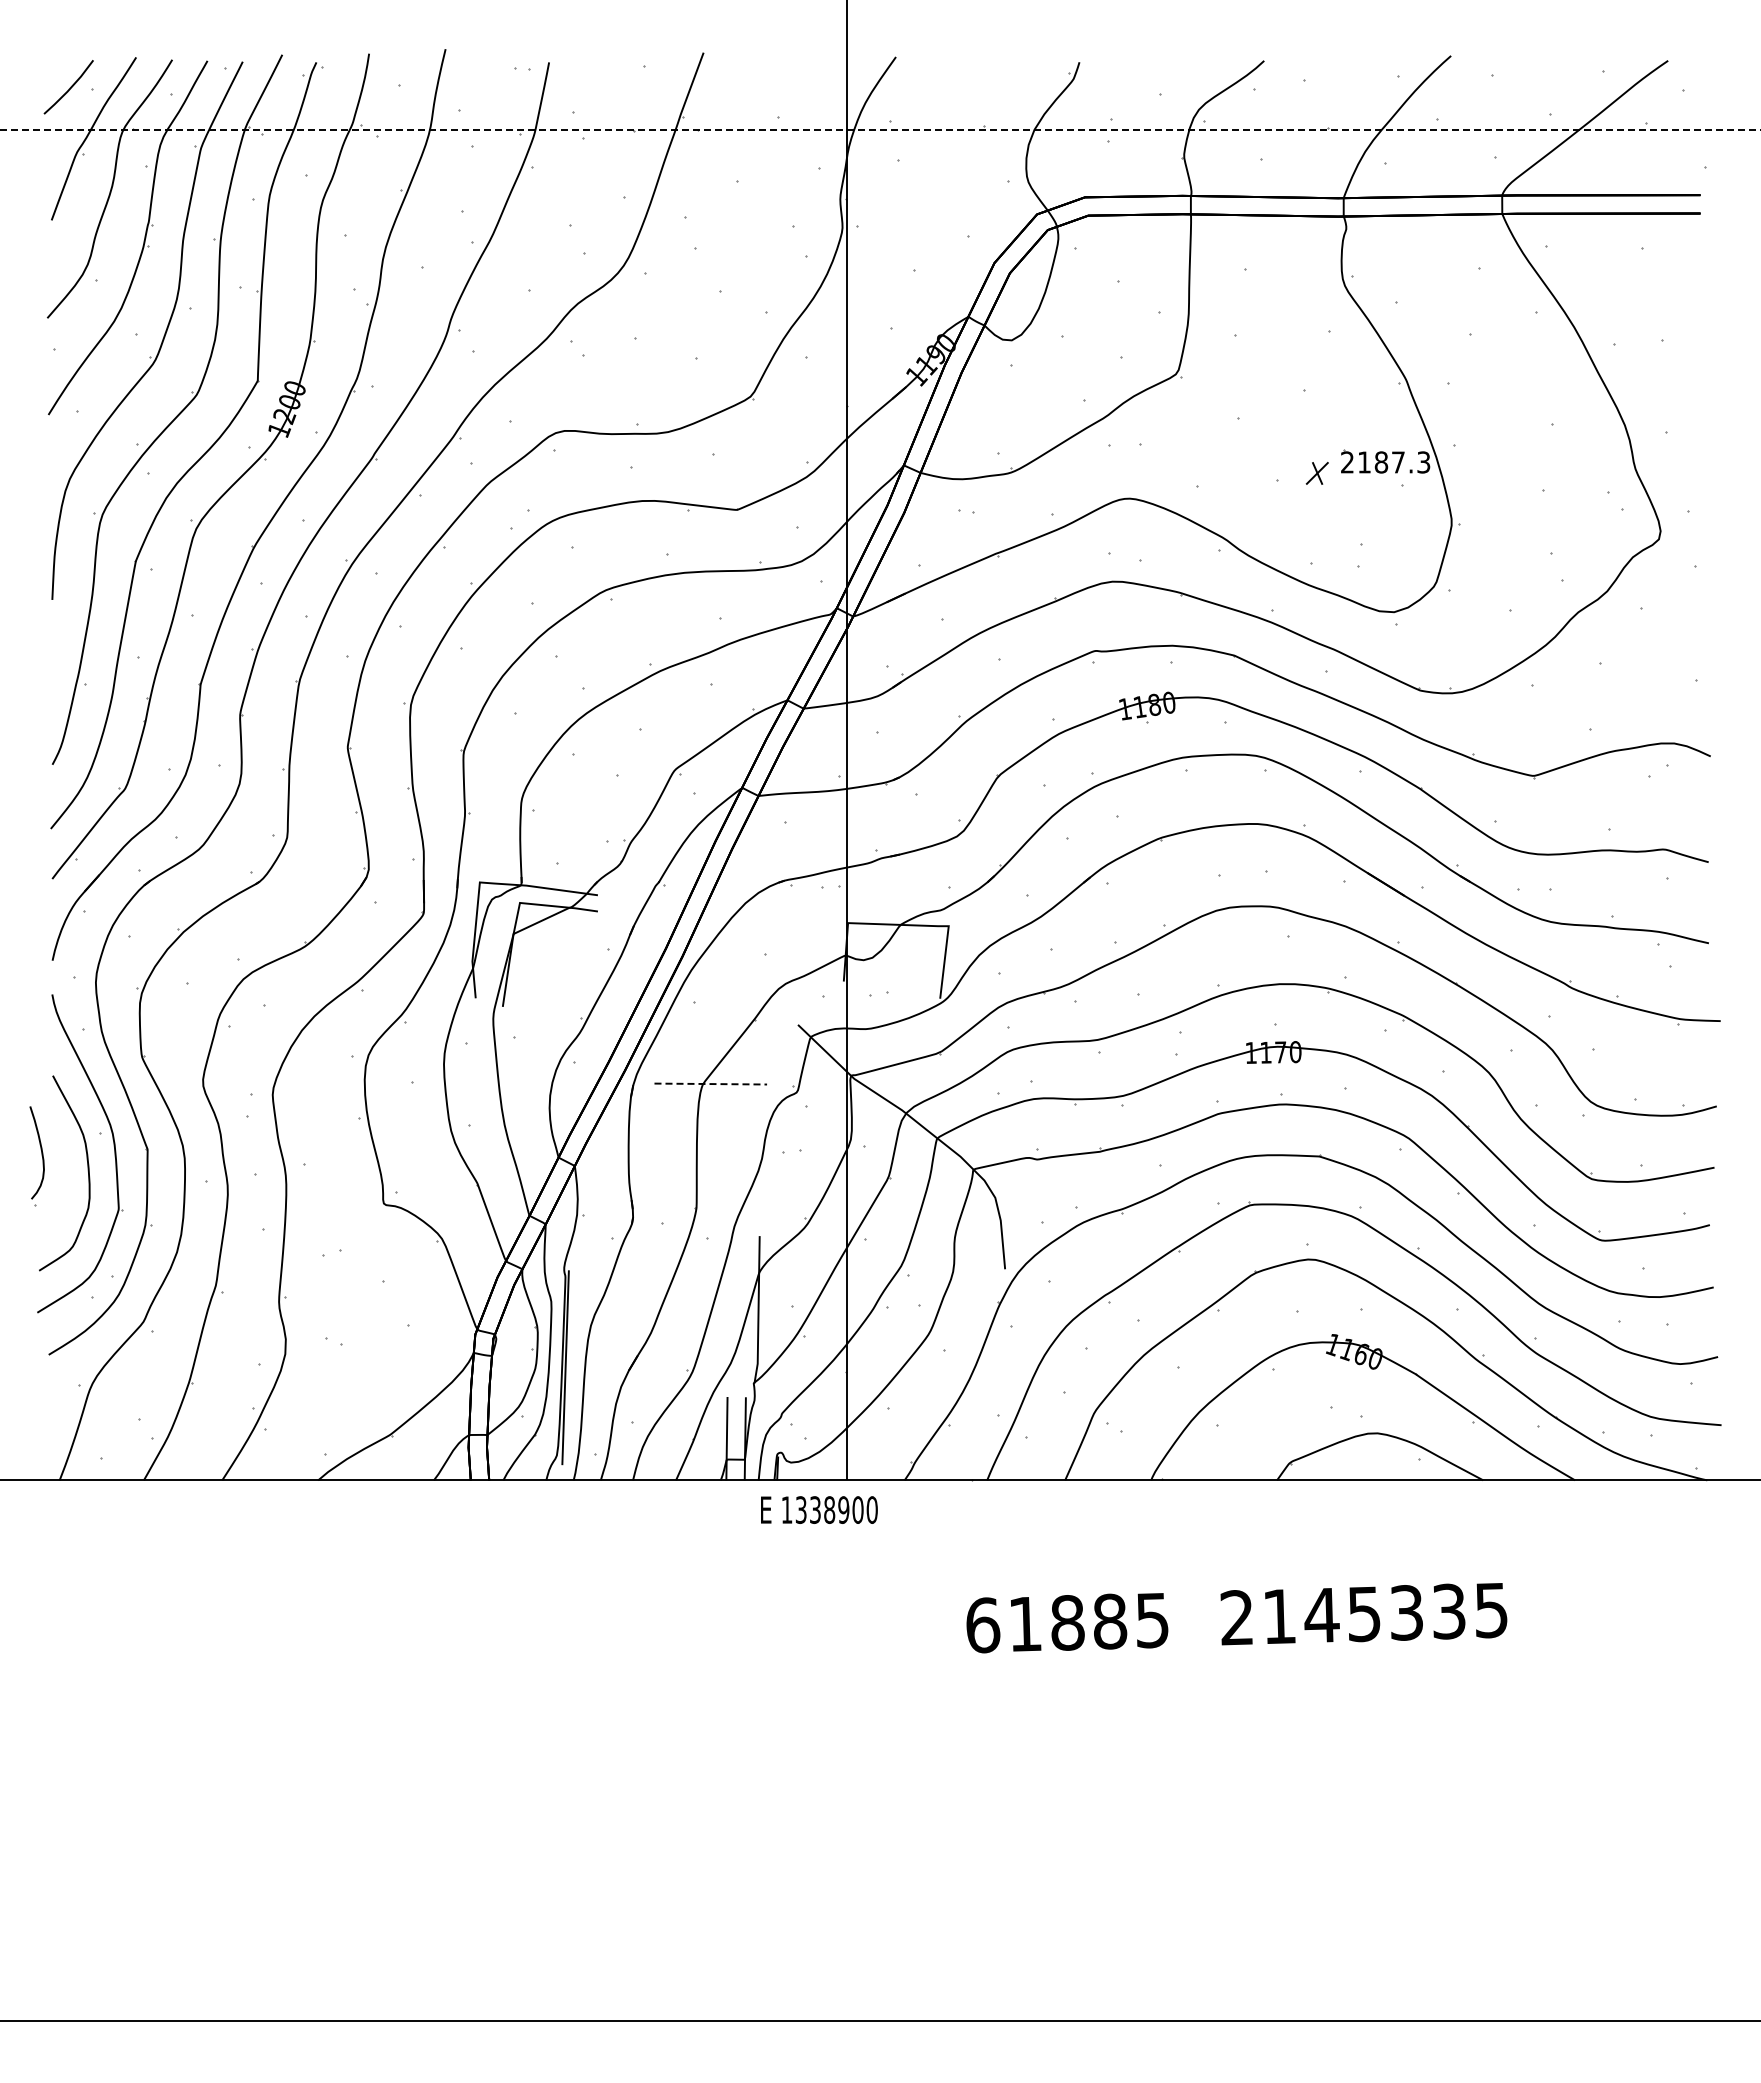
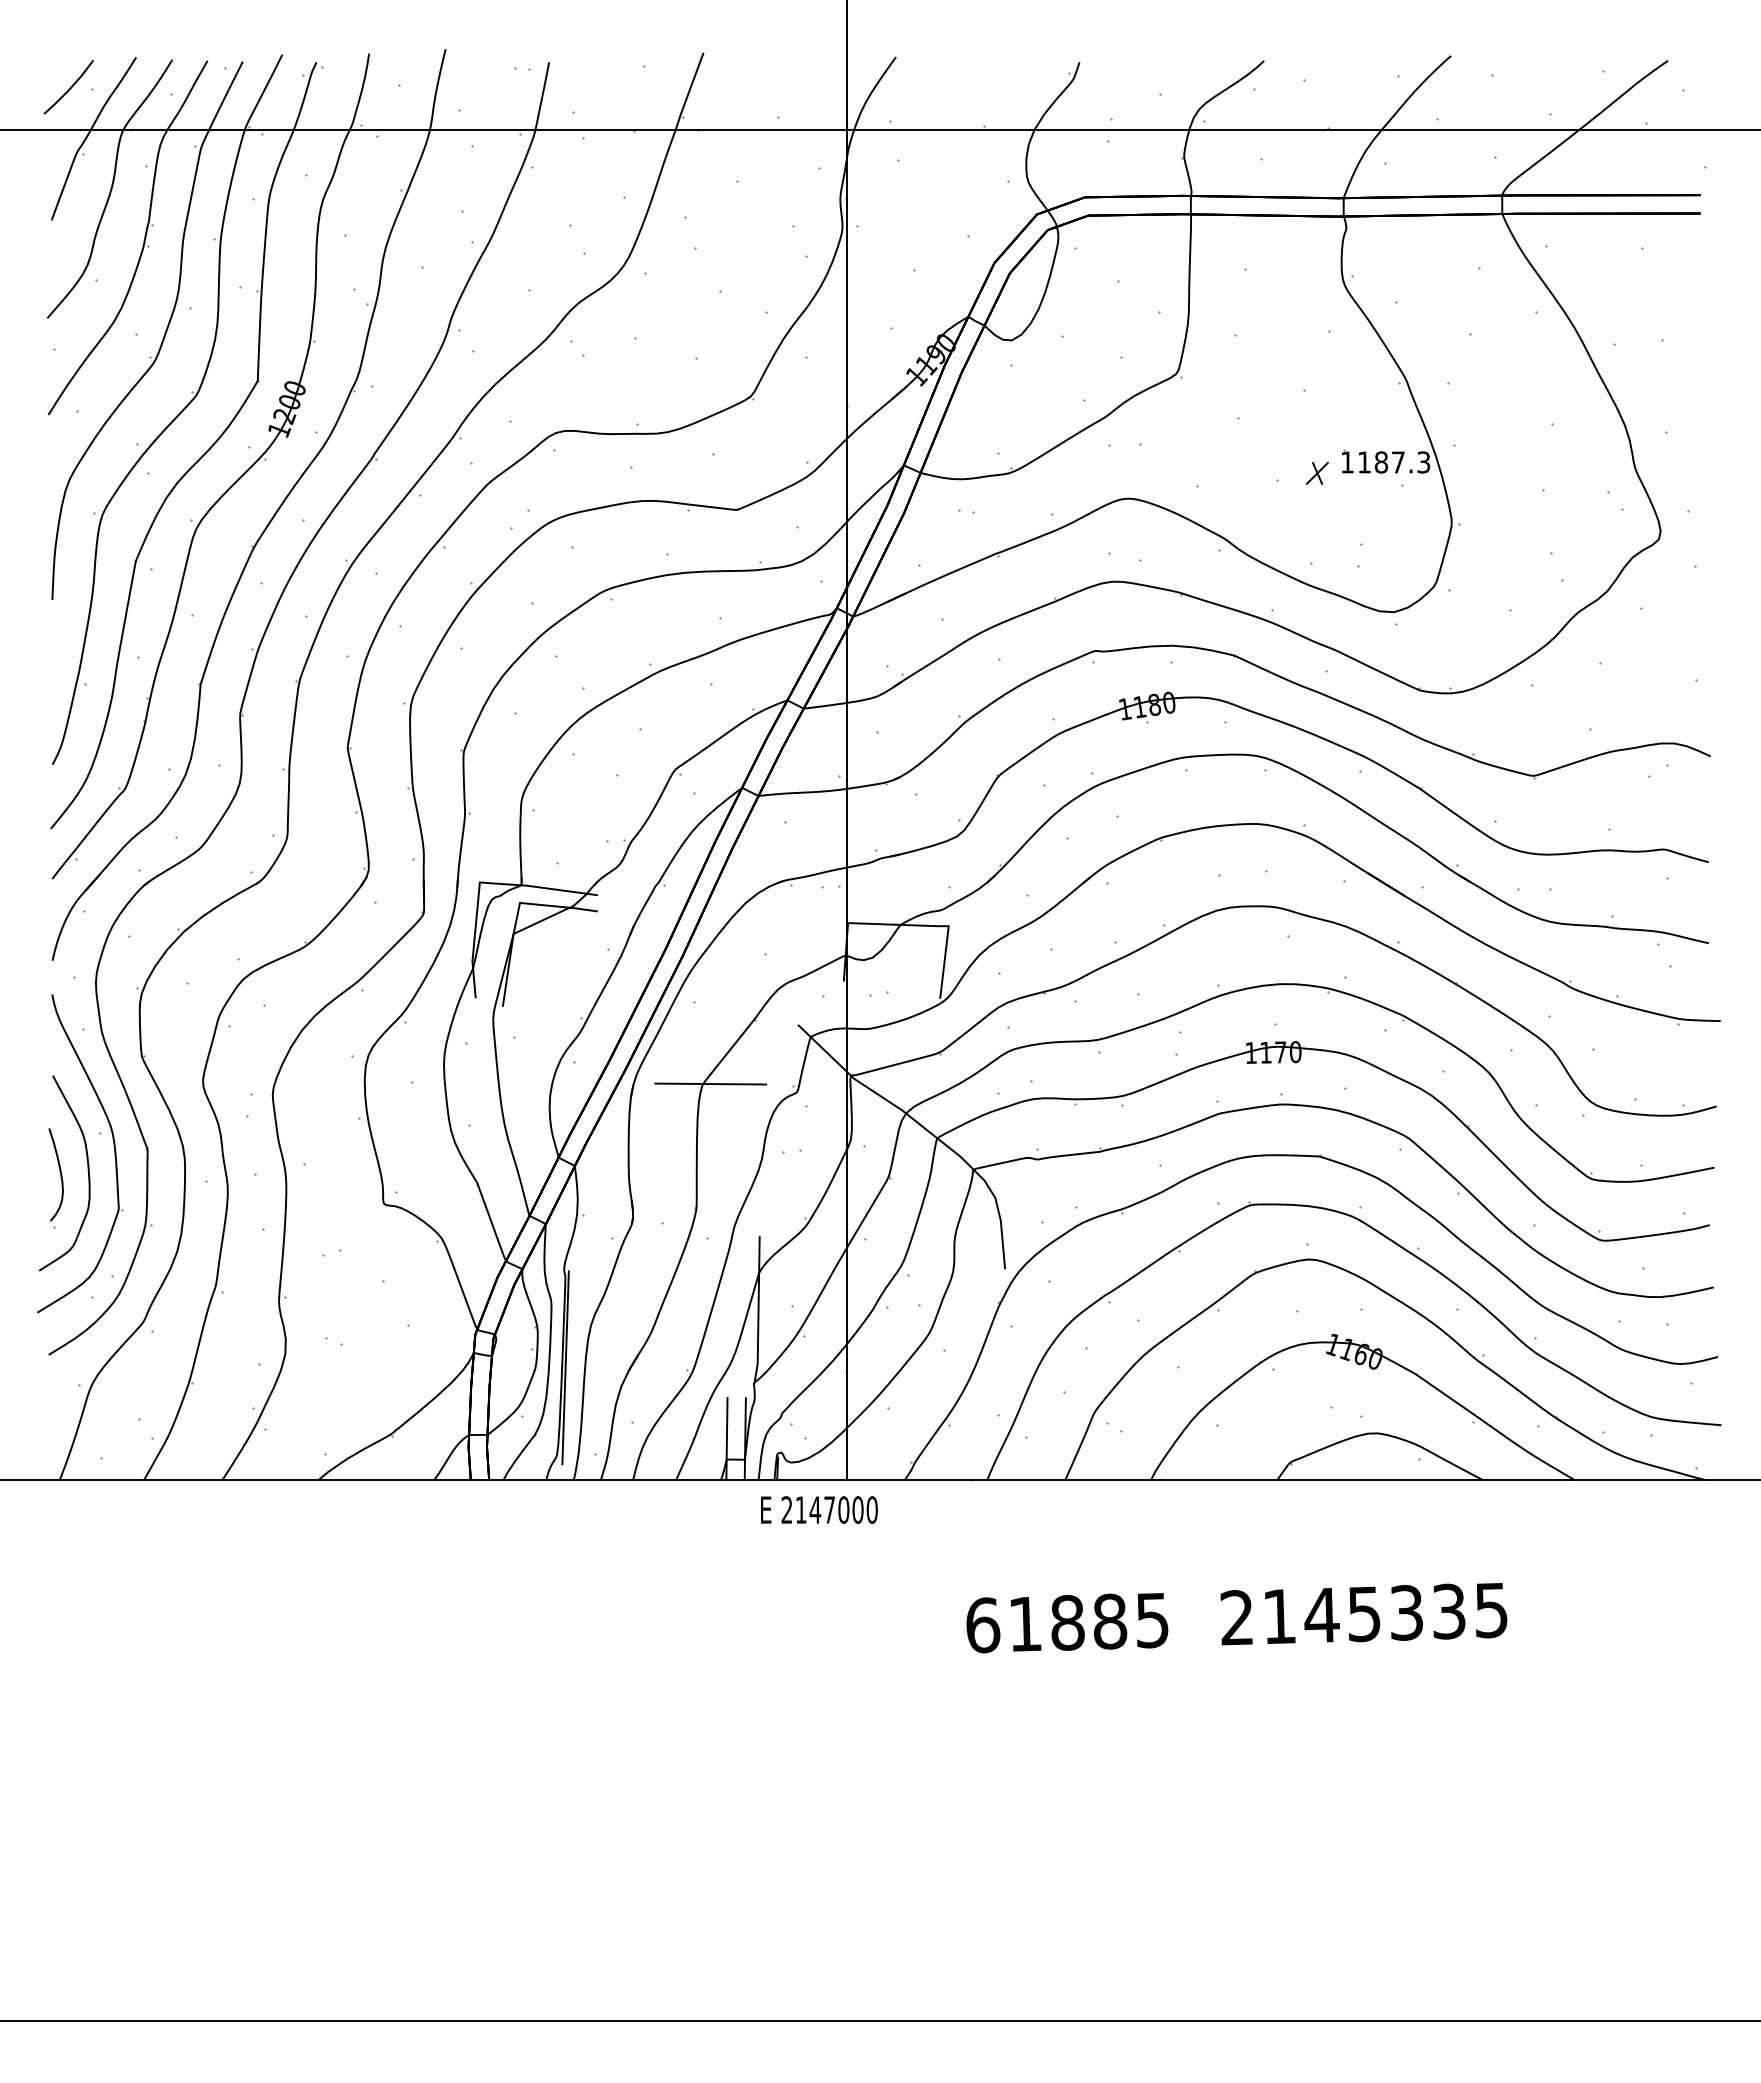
line: dashed -> solid (880, 130)
text: 2187.3 -> 1187.3 (1347, 462)
line: dashed -> solid (711, 1084)
part position: (36, 1156) -> (55, 1178) (55, 1178)
text: 1338900 -> 2147000 (815, 1509)
